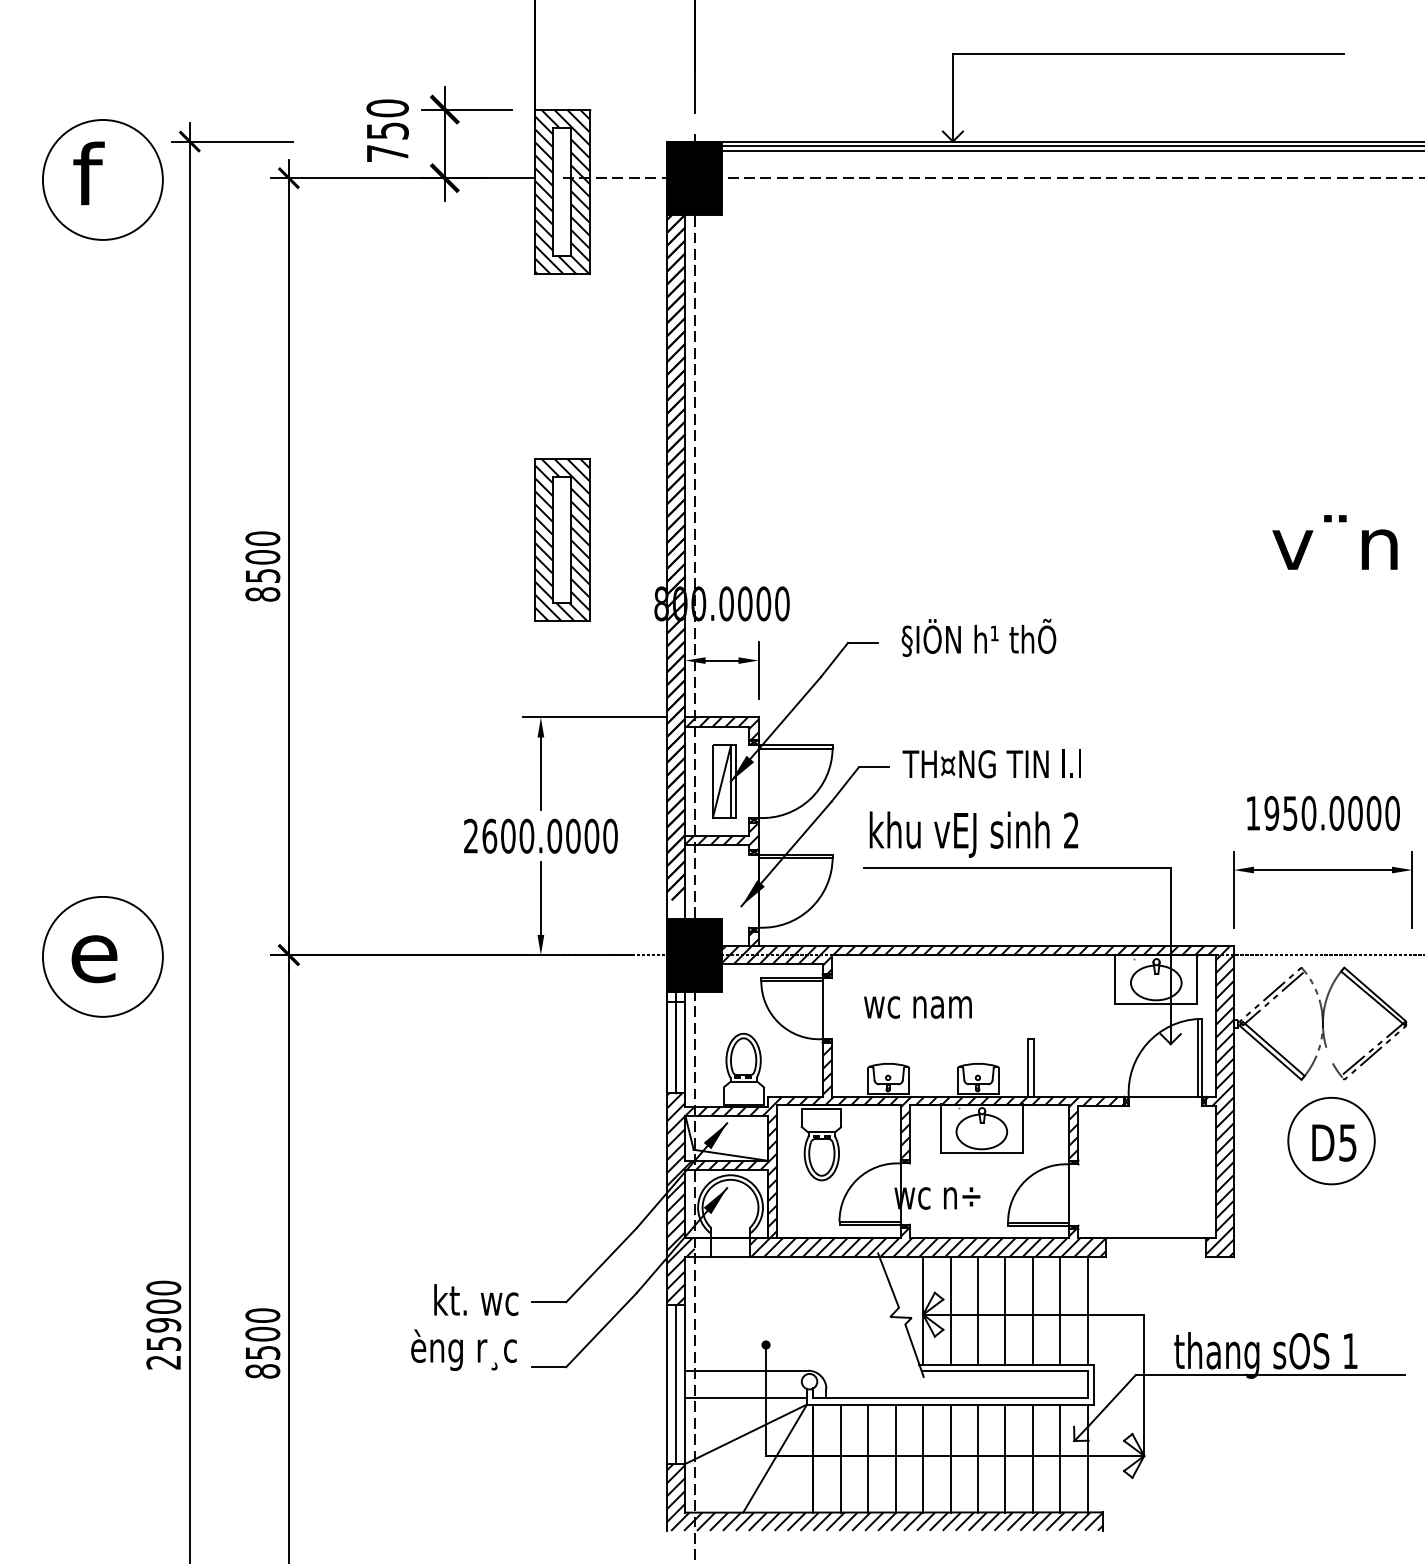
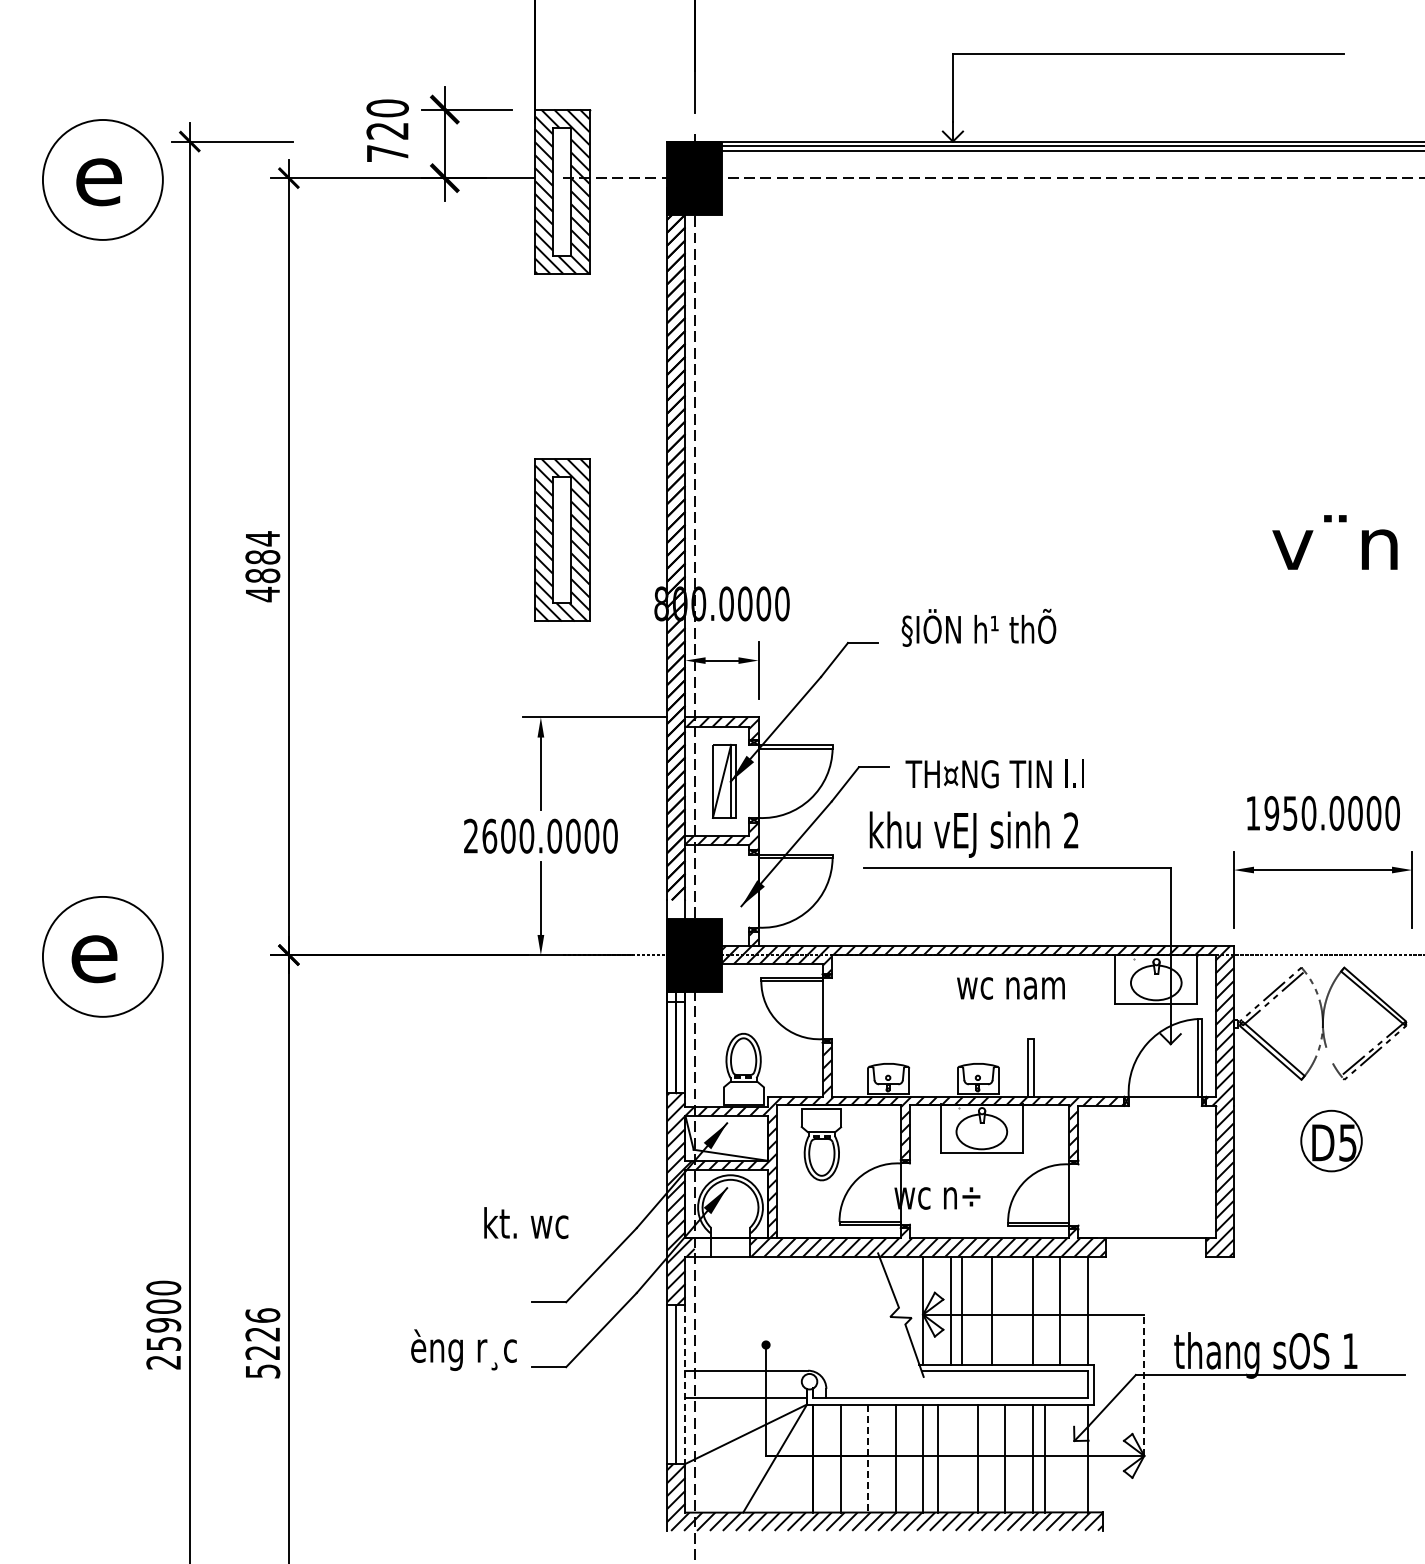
text: 750 -> 720 (387, 130)
text: f -> e (97, 173)
text: 8500 -> 4884 (262, 566)
text position: (978, 637) -> (978, 627) (978, 627)
text position: (991, 763) -> (994, 773) (994, 773)
text position: (917, 1007) -> (1010, 988) (1010, 988)
circle diameter: 87 px -> 61 px (1331, 1140)
text position: (476, 1300) -> (526, 1223) (526, 1223)
line position: (977, 1310) -> (961, 1310) (961, 1310)
line position: (1005, 1310) -> (992, 1310) (992, 1310)
text: 8500 -> 5226 (262, 1343)
line: solid -> dashed (685, 1385)
line: solid -> dashed (1144, 1385)
line: solid -> dashed (868, 1458)
line position: (950, 1458) -> (937, 1458) (937, 1458)
line position: (1060, 1458) -> (1045, 1458) (1045, 1458)
